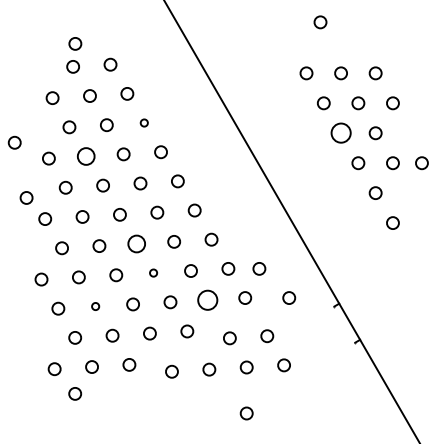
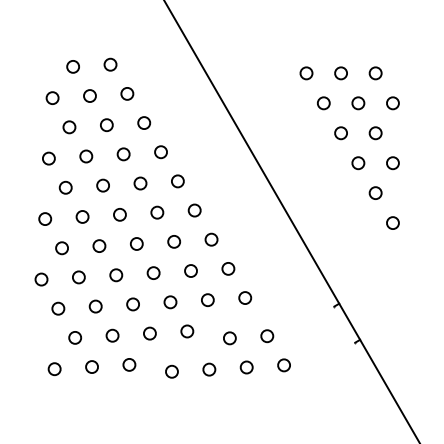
circle: present -> none (320, 22)
circle: present -> none (75, 43)
circle size: 10x10 px -> 15x14 px (144, 122)
circle size: 22x22 px -> 14x15 px (340, 133)
circle: present -> none (14, 142)
circle size: 19x19 px -> 15x15 px (86, 156)
circle: present -> none (421, 163)
circle: present -> none (26, 197)
circle size: 19x20 px -> 14x14 px (136, 243)
circle: present -> none (259, 268)
circle size: 9x10 px -> 15x14 px (153, 272)
circle: present -> none (289, 297)
circle size: 22x22 px -> 14x14 px (207, 299)
circle size: 10x9 px -> 15x15 px (95, 306)
circle: present -> none (74, 393)
circle: present -> none (246, 413)
